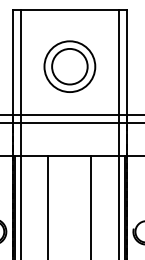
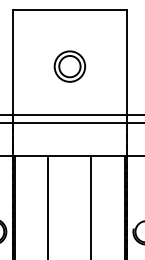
part size: 54x53 px -> 34x33 px (69, 66)
line: present -> none (21, 132)
line: present -> none (118, 132)
